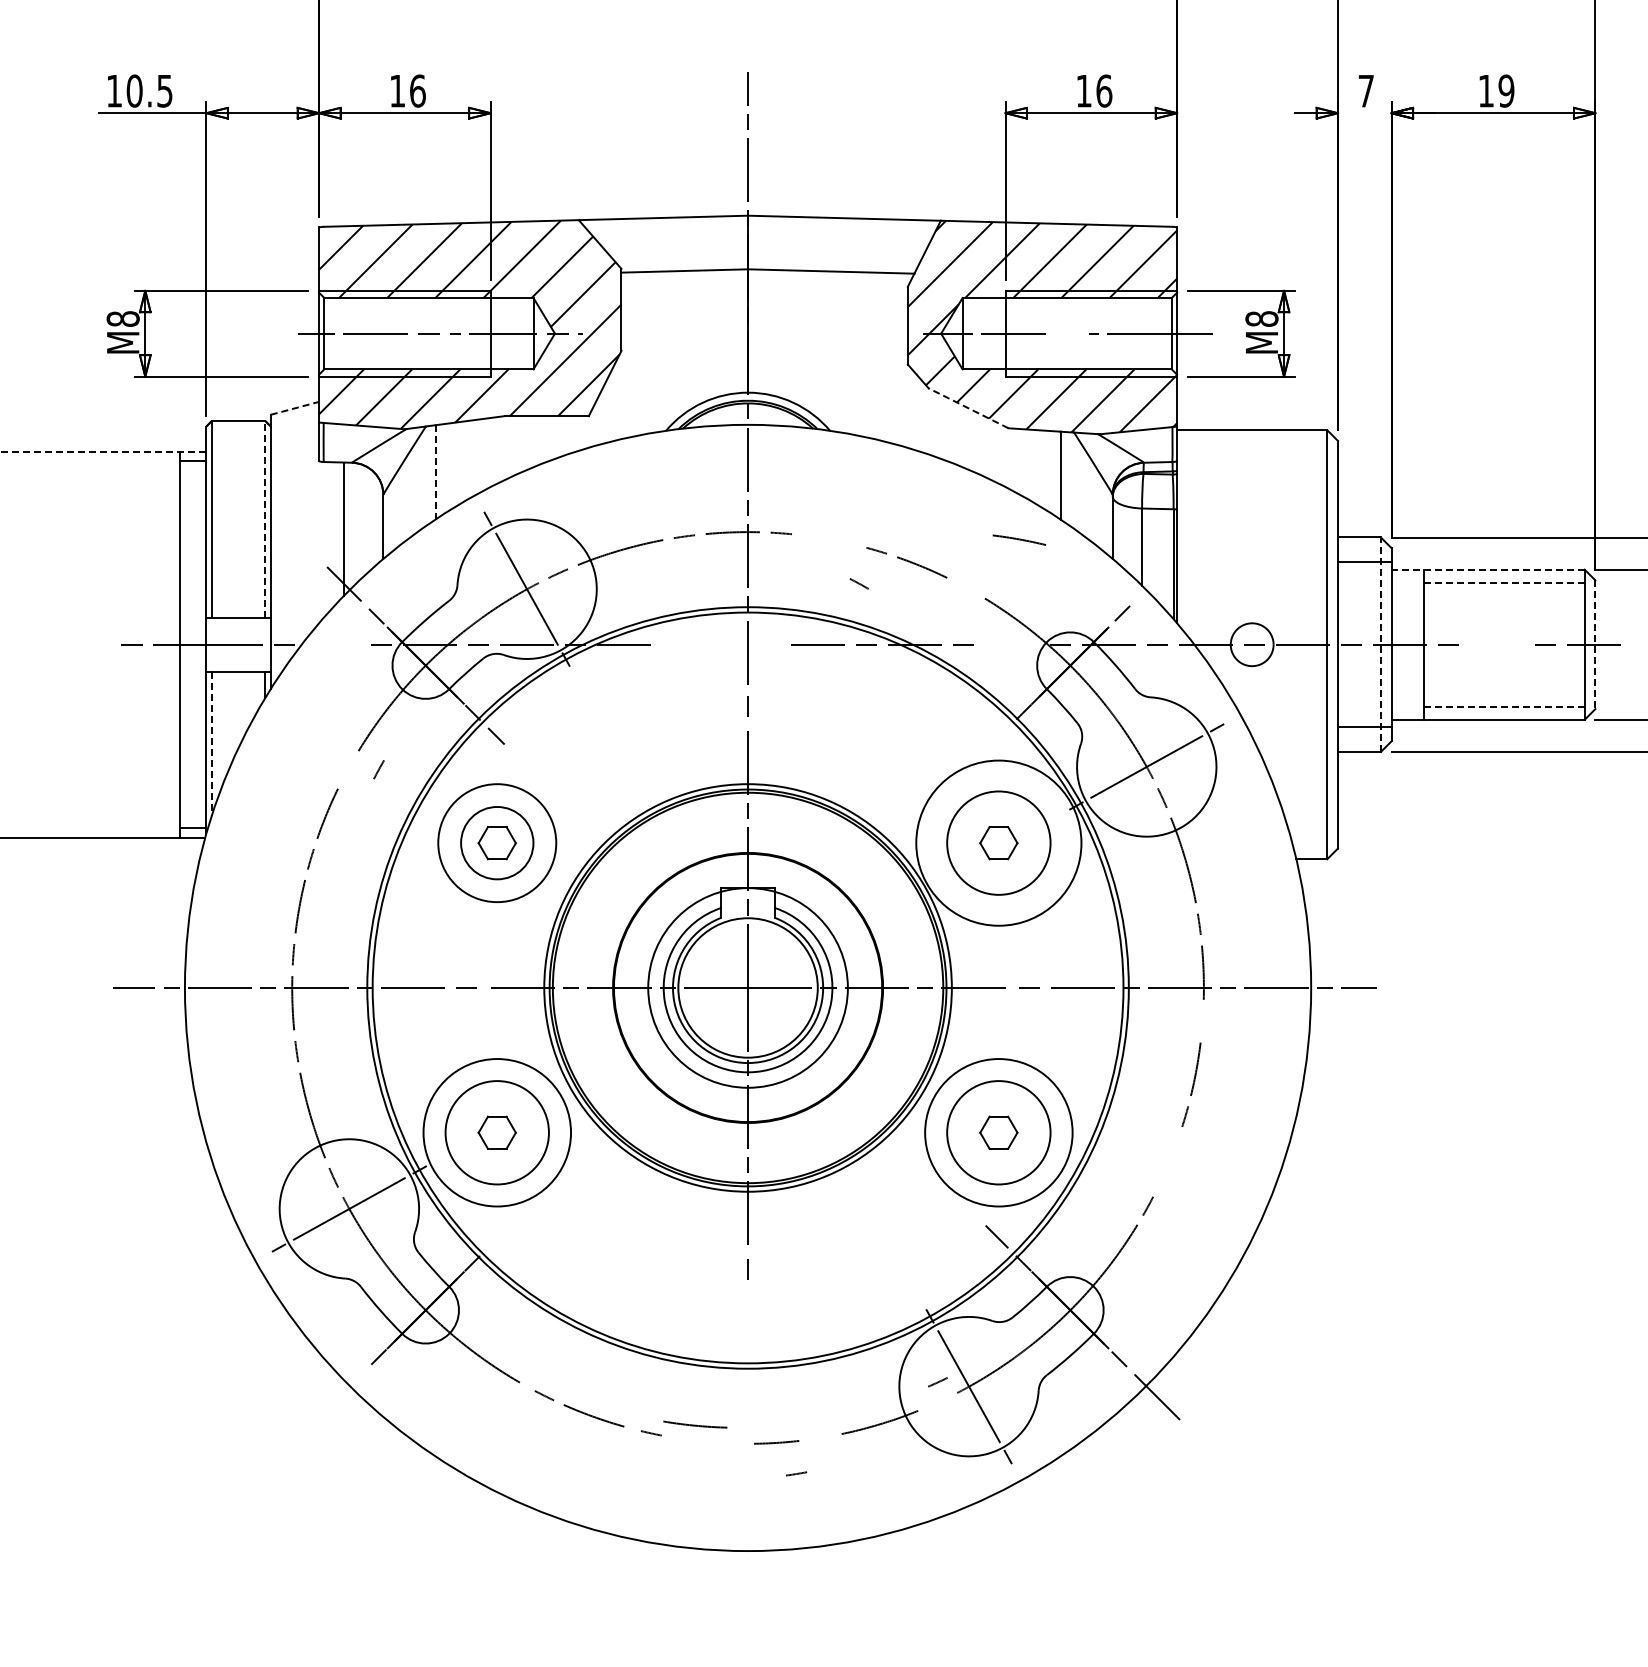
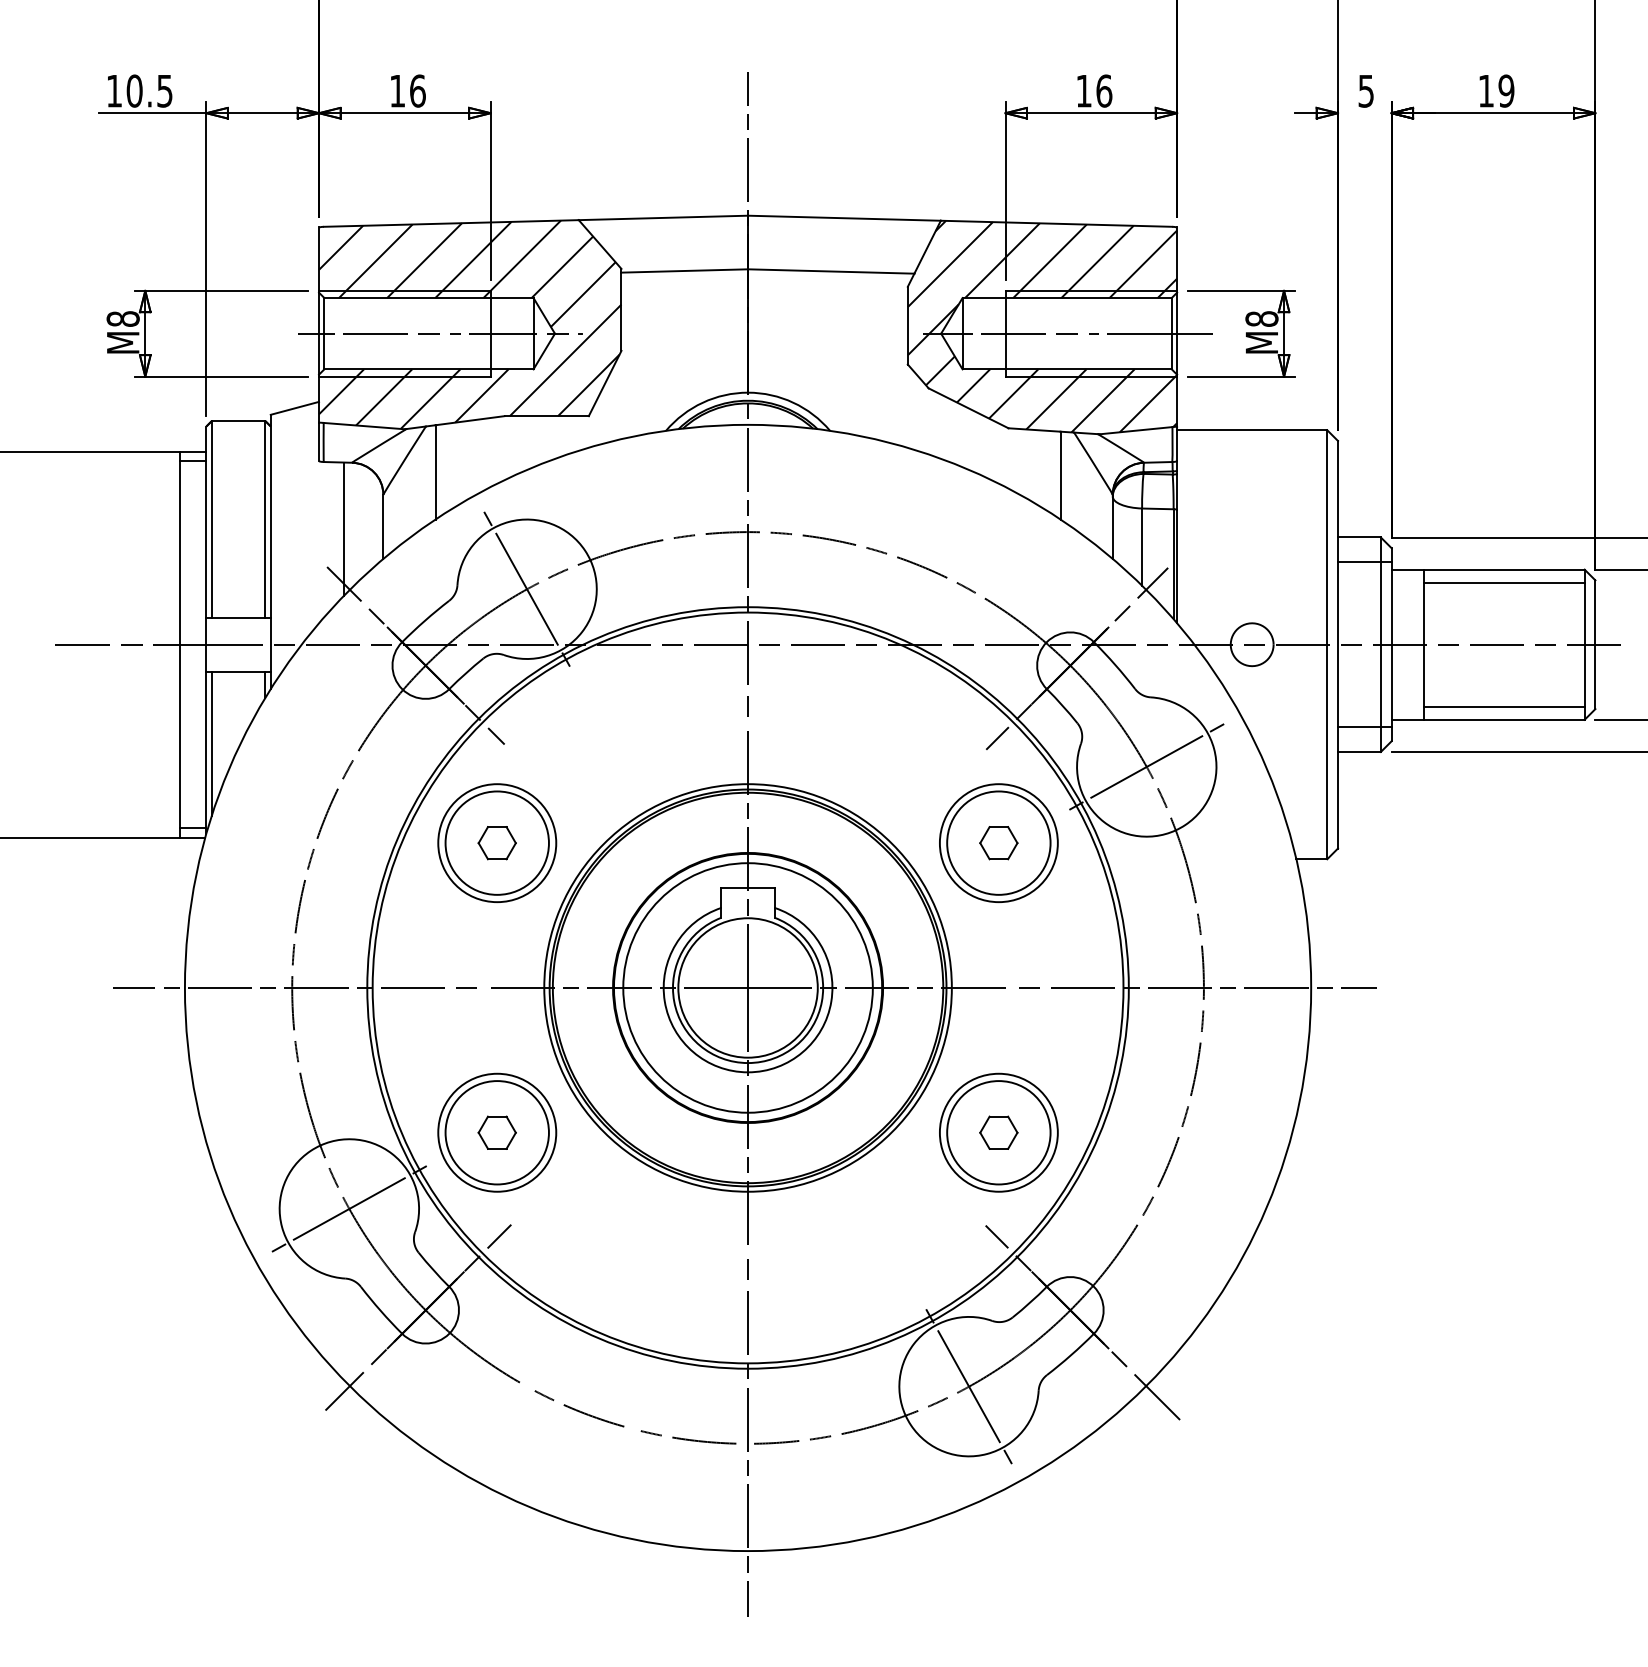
text: 7 -> 5 (1365, 91)
line: none -> present (1066, 333)
line: dashed -> solid (294, 408)
line: dashed -> solid (968, 408)
line: dashed -> solid (103, 451)
line: dashed -> solid (435, 471)
line: dashed -> solid (265, 519)
line position: (1019, 539) -> (829, 539) (829, 539)
line: dashed -> solid (1488, 569)
line: none -> present (1152, 582)
line: dashed -> solid (1503, 582)
line position: (858, 583) -> (965, 587) (965, 587)
line: none -> present (82, 644)
line: none -> present (333, 644)
line: none -> present (672, 644)
line: none -> present (721, 644)
line: none -> present (769, 644)
line: none -> present (1012, 644)
line: dashed -> solid (1380, 644)
line: none -> present (1496, 644)
line: dashed -> solid (1595, 645)
line: dashed -> solid (1504, 706)
line: none -> present (997, 738)
line: dashed -> solid (211, 744)
line position: (378, 769) -> (347, 769) (347, 769)
circle diameter: 72 px -> 103 px (496, 842)
circle diameter: 165 px -> 118 px (998, 843)
circle diameter: 200 px -> 250 px (747, 987)
line: none -> present (1202, 1020)
circle diameter: 147 px -> 118 px (497, 1132)
circle diameter: 147 px -> 118 px (998, 1132)
line: none -> present (1168, 1162)
line: none -> present (499, 1236)
line position: (937, 1382) -> (937, 1402) (937, 1402)
line: none -> present (344, 1391)
arc position: (695, 1424) -> (704, 1440) (704, 1440)
line: none -> present (748, 1453)
line position: (796, 1473) -> (820, 1437) (820, 1437)
